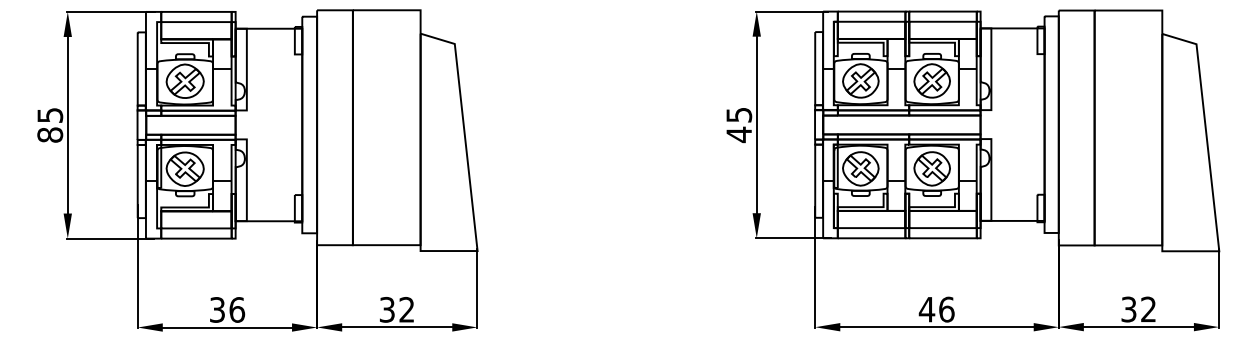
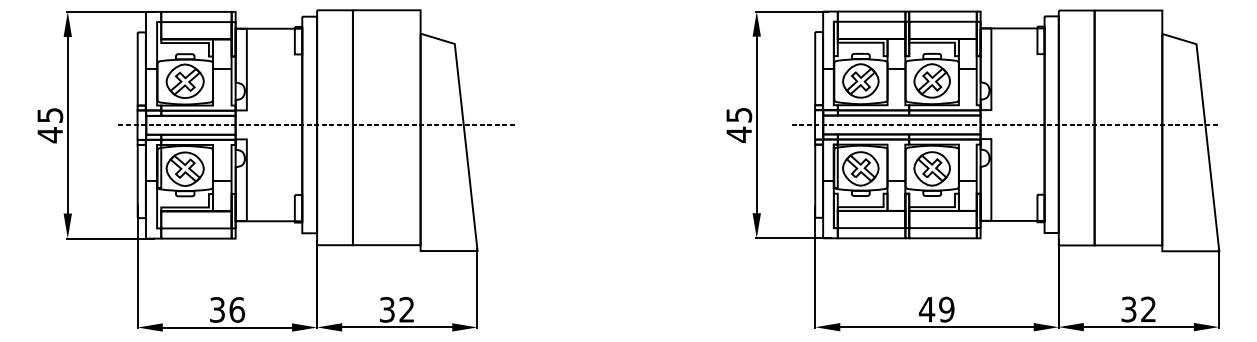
line: none -> present (315, 125)
line: none -> present (1003, 125)
text: 85 -> 45 (50, 135)
text: 46 -> 49 (946, 309)
